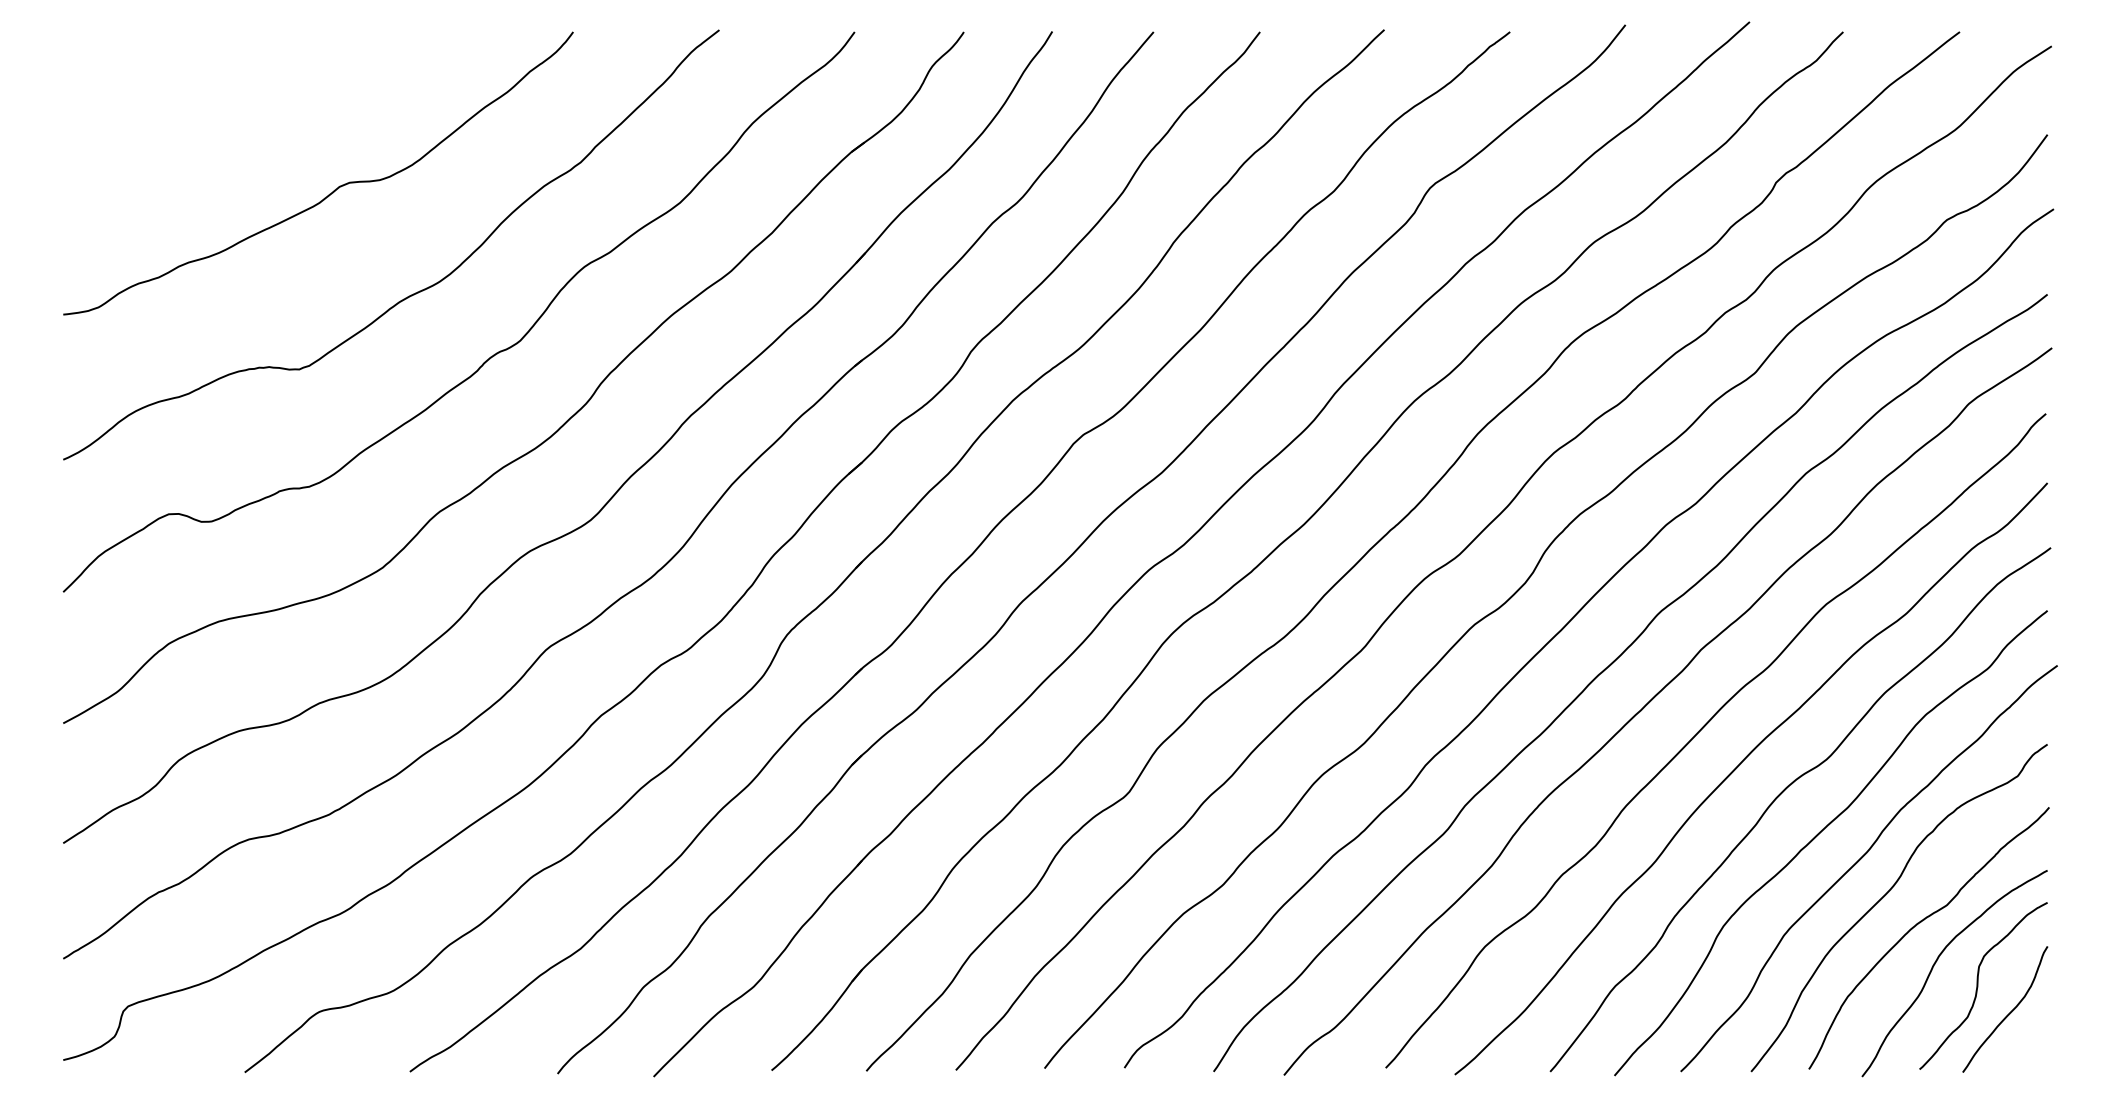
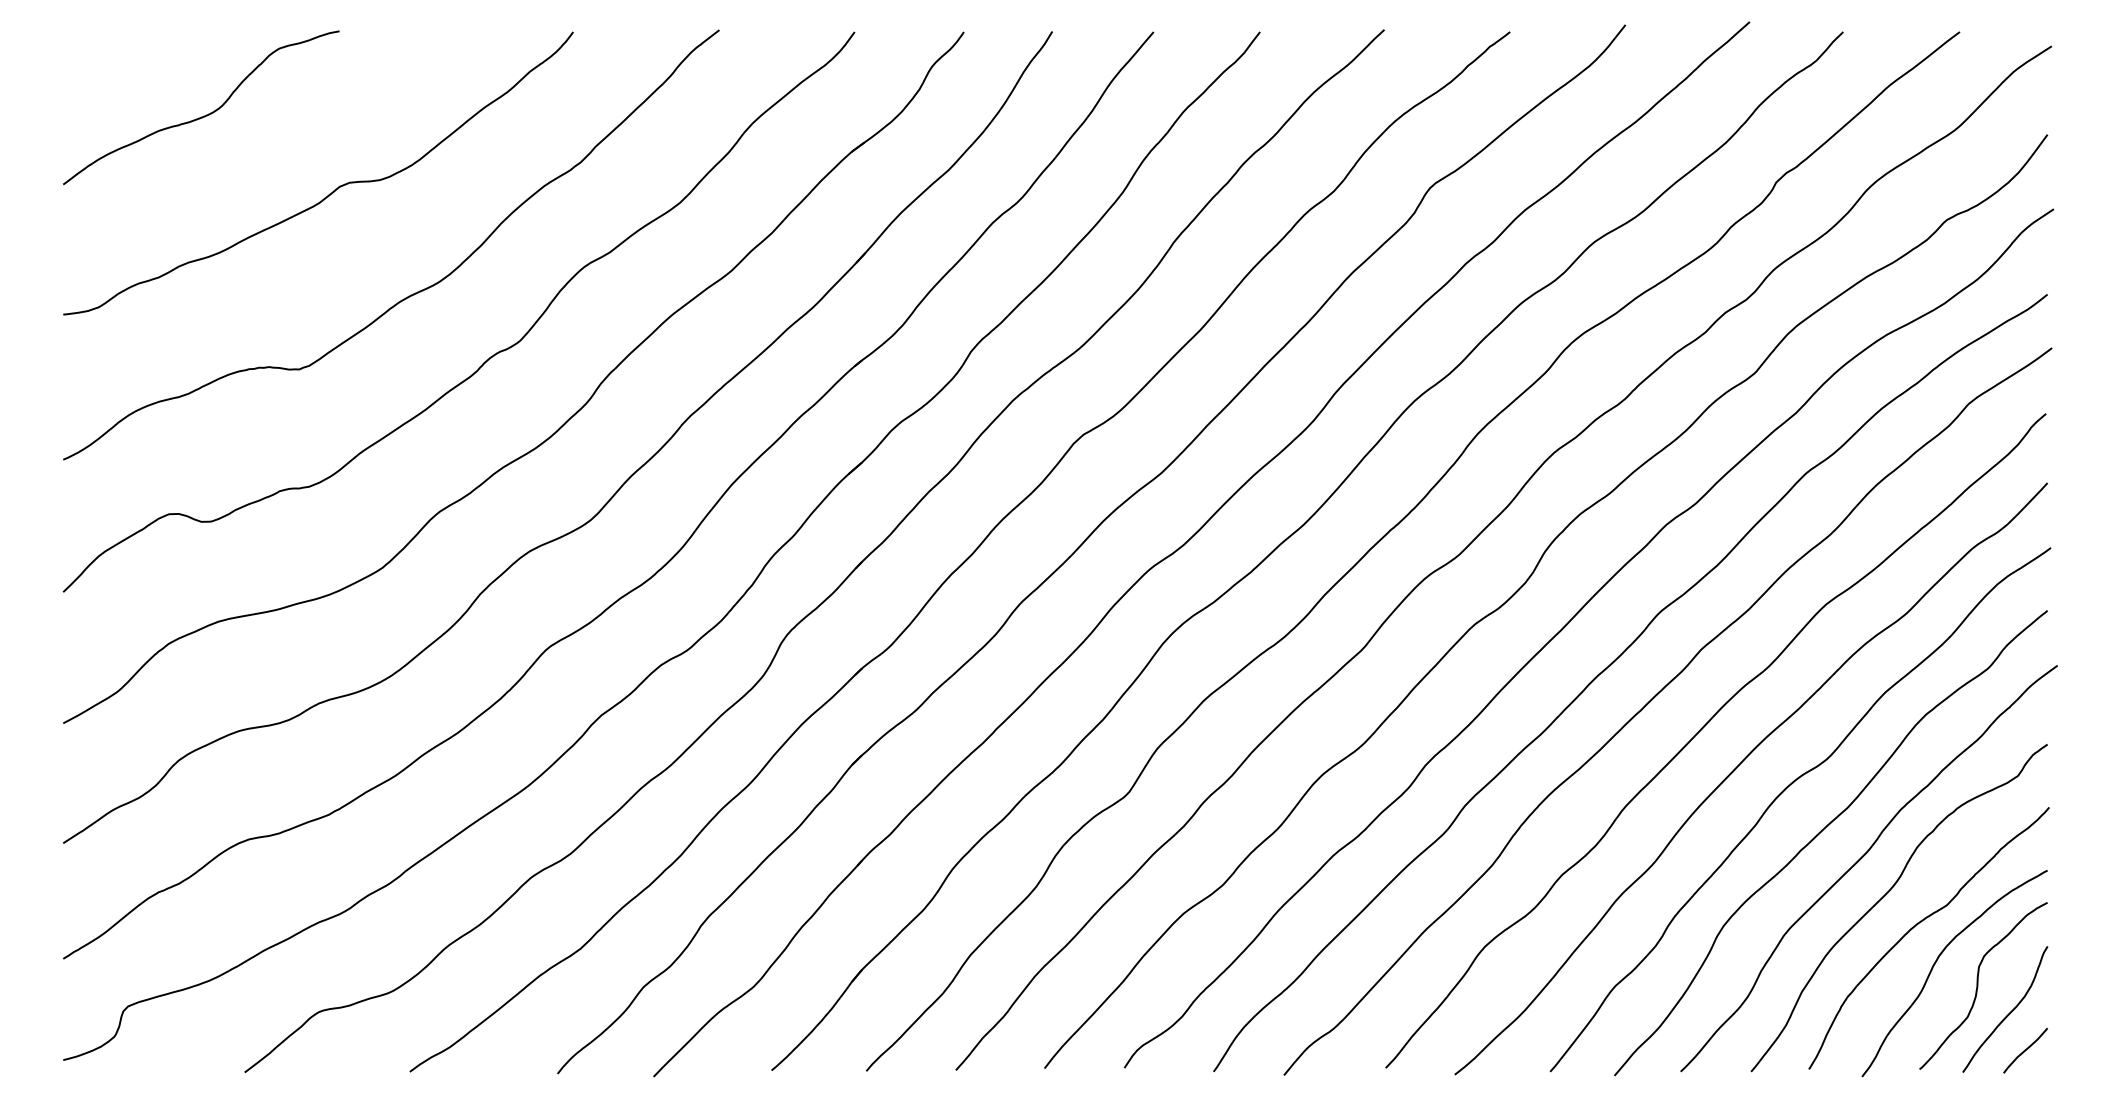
curve: none -> present (203, 115)
curve: none -> present (2025, 1050)
